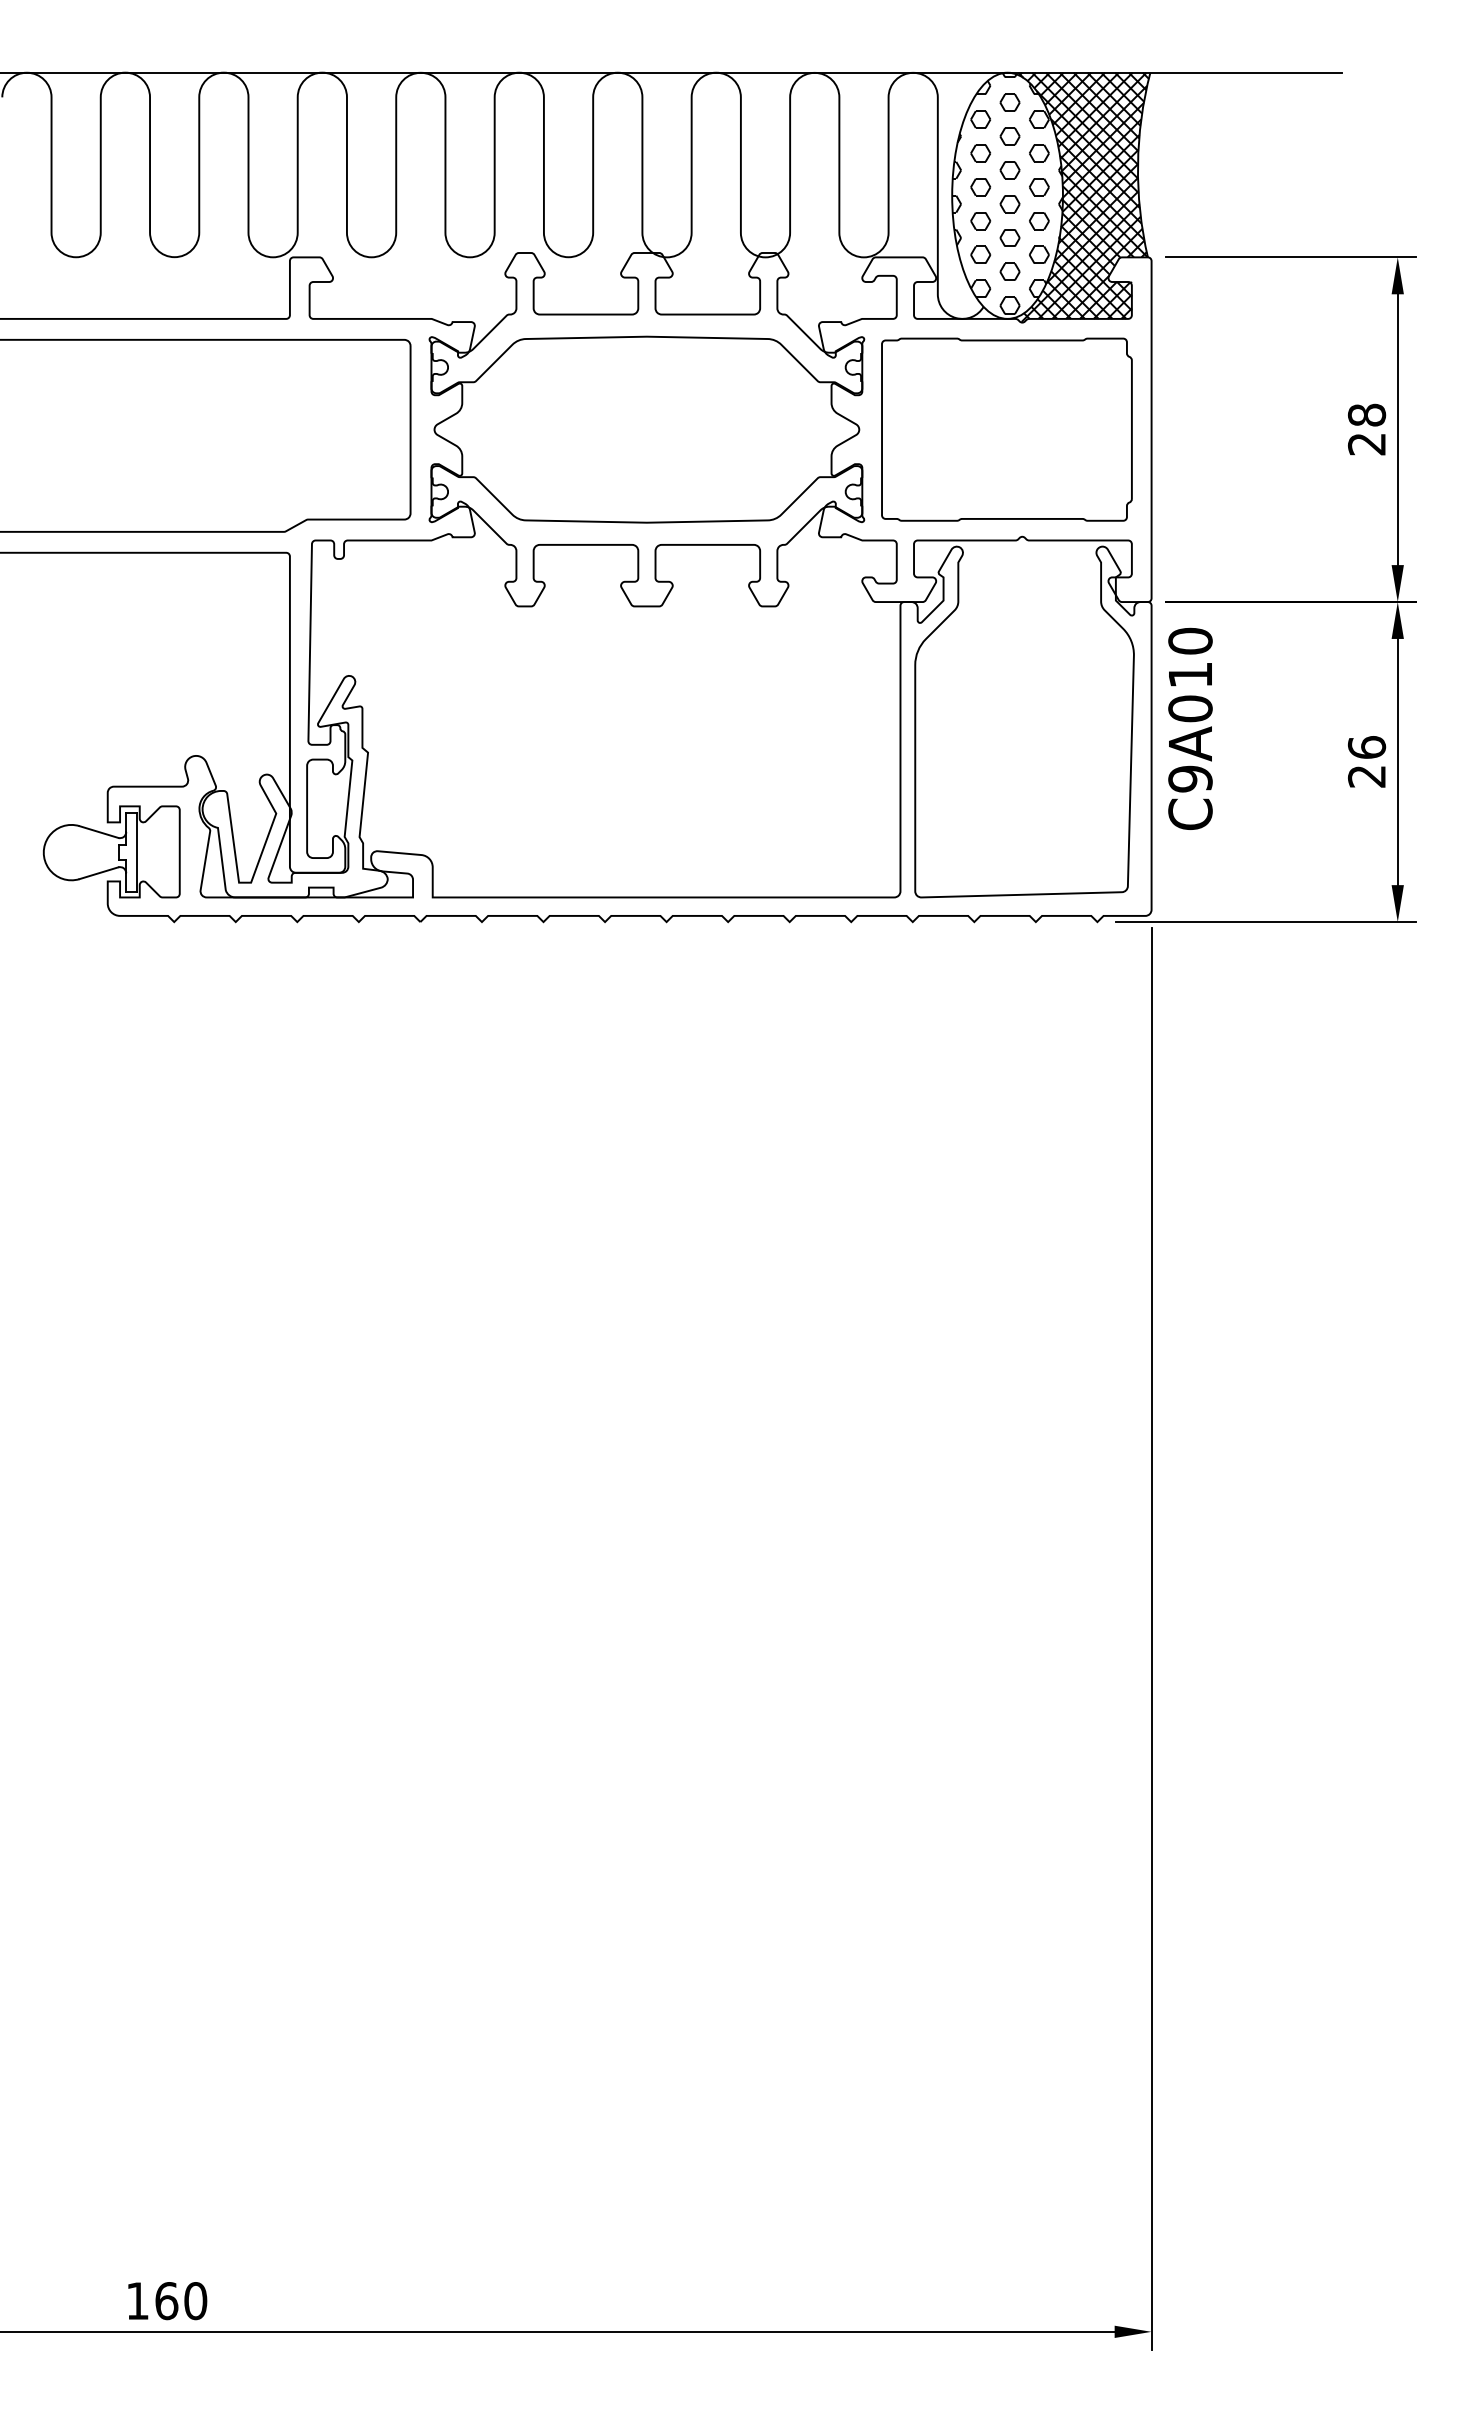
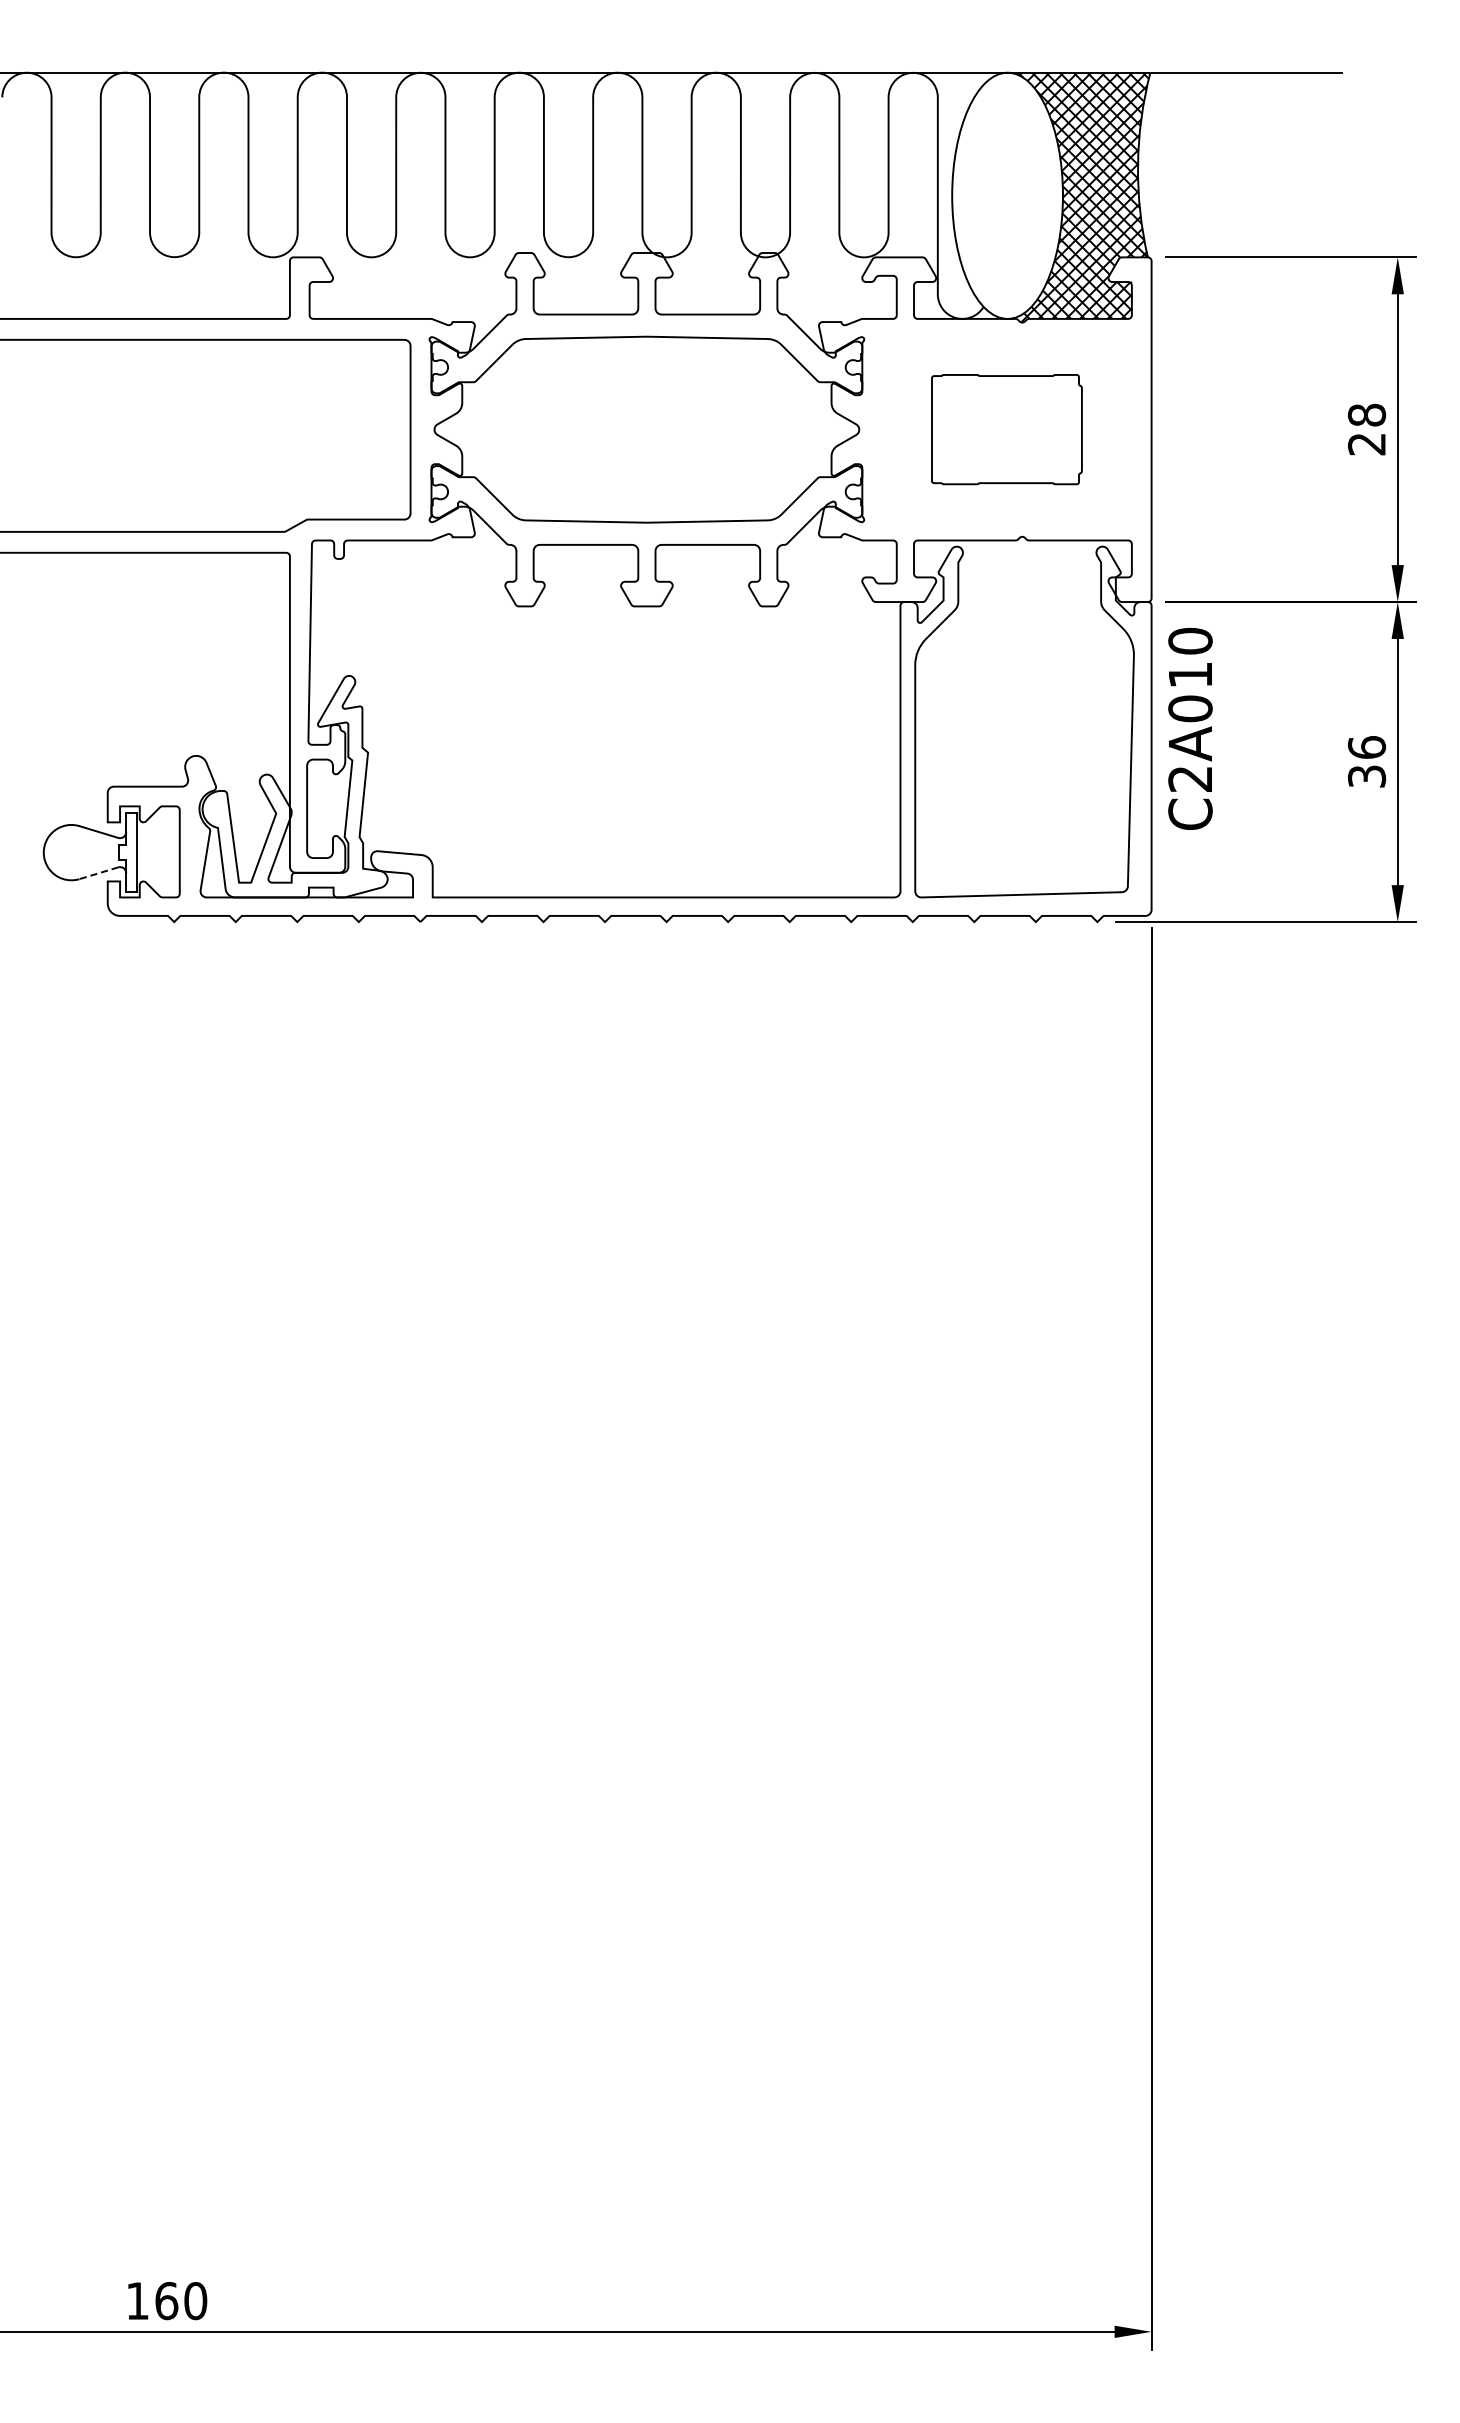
hatch: present -> none (1007, 193)
part size: 252x185 px -> 152x112 px (1006, 429)
text: 26 -> 36 (1367, 776)
text: C9A010 -> C2A010 (1190, 778)
line: solid -> dashed (98, 873)
